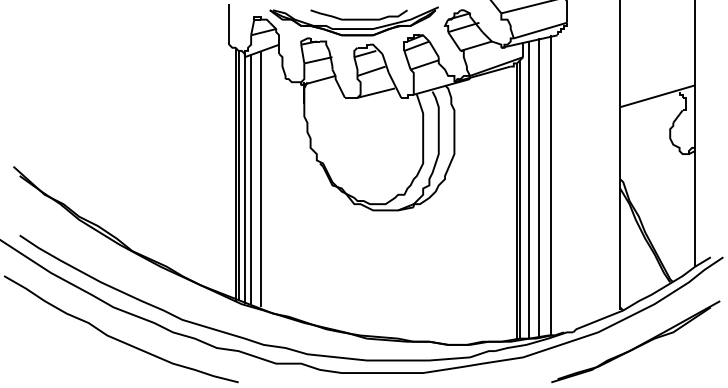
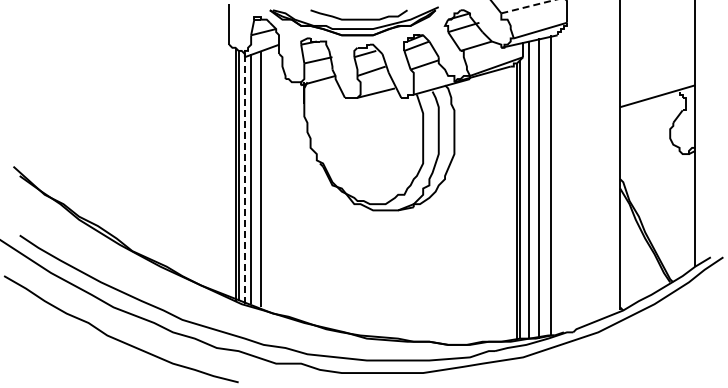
line: solid -> dashed (528, 6)
line: solid -> dashed (244, 178)
part: present -> none (635, 341)
